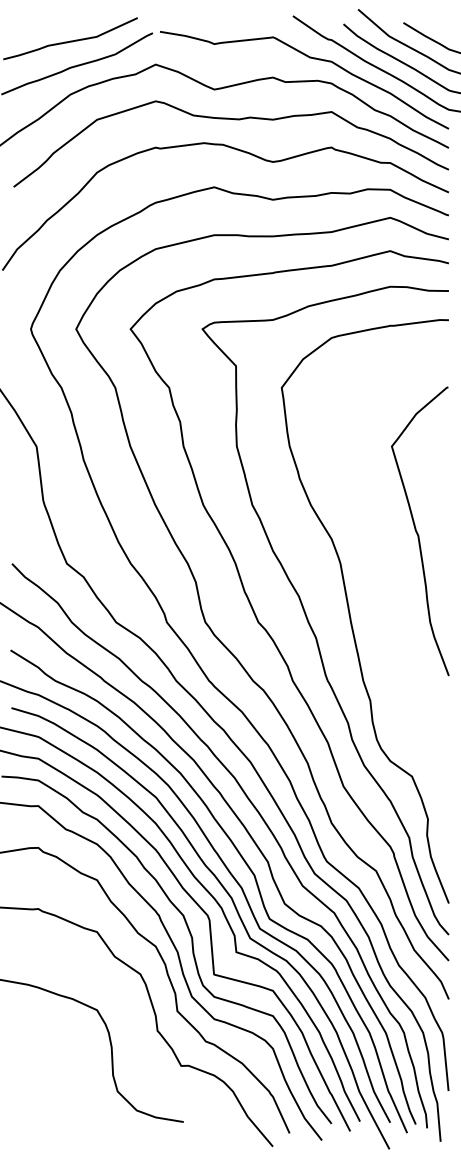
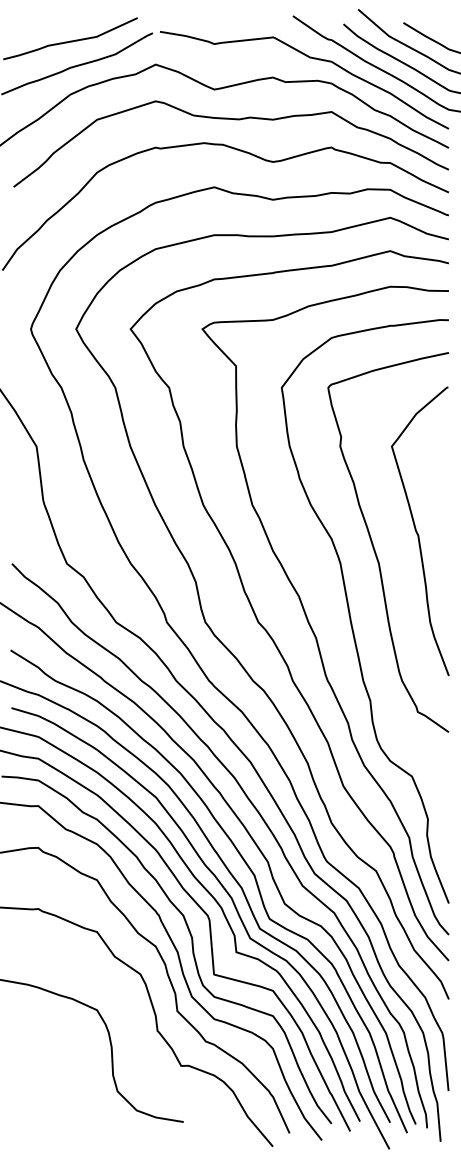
curve: none -> present (374, 546)
